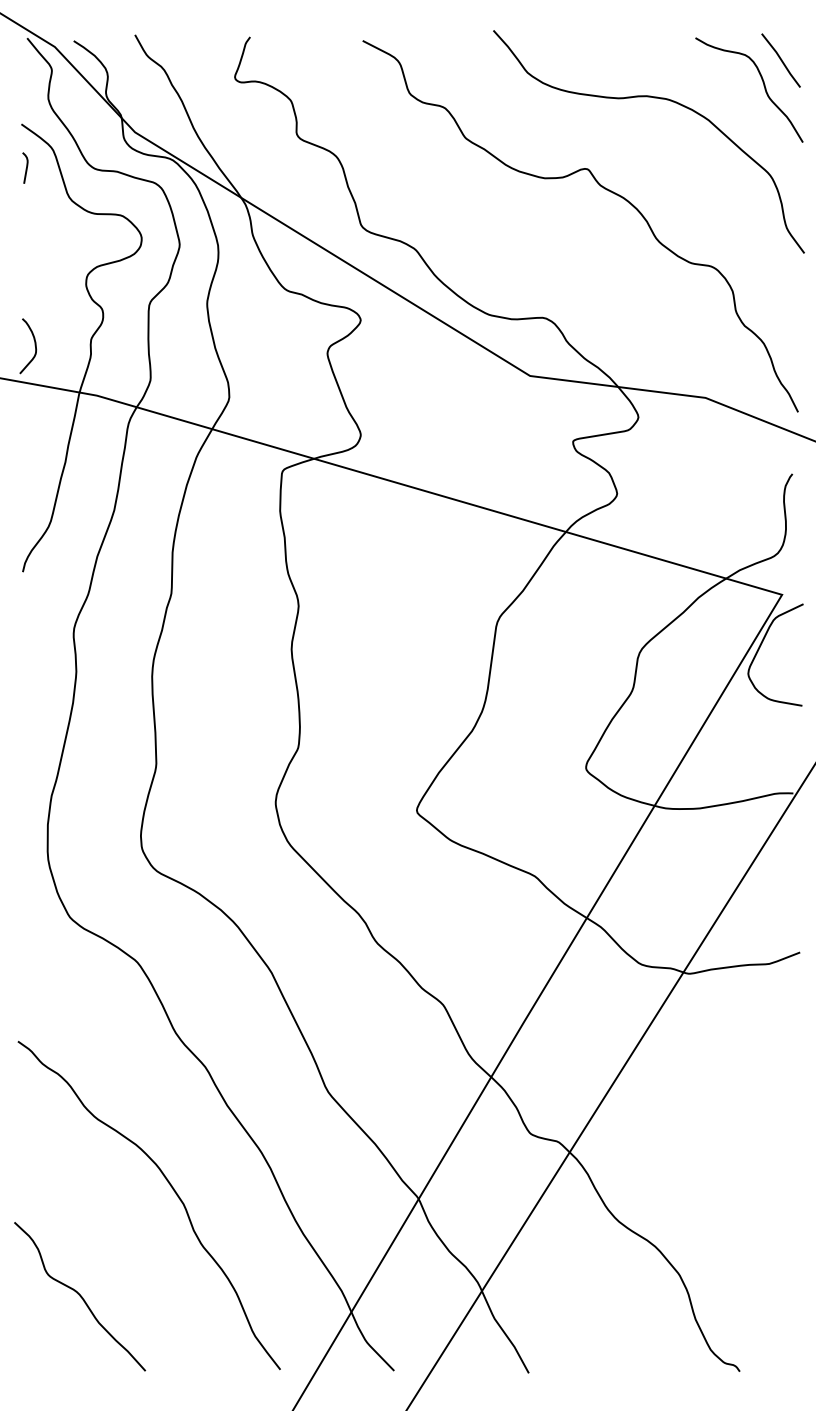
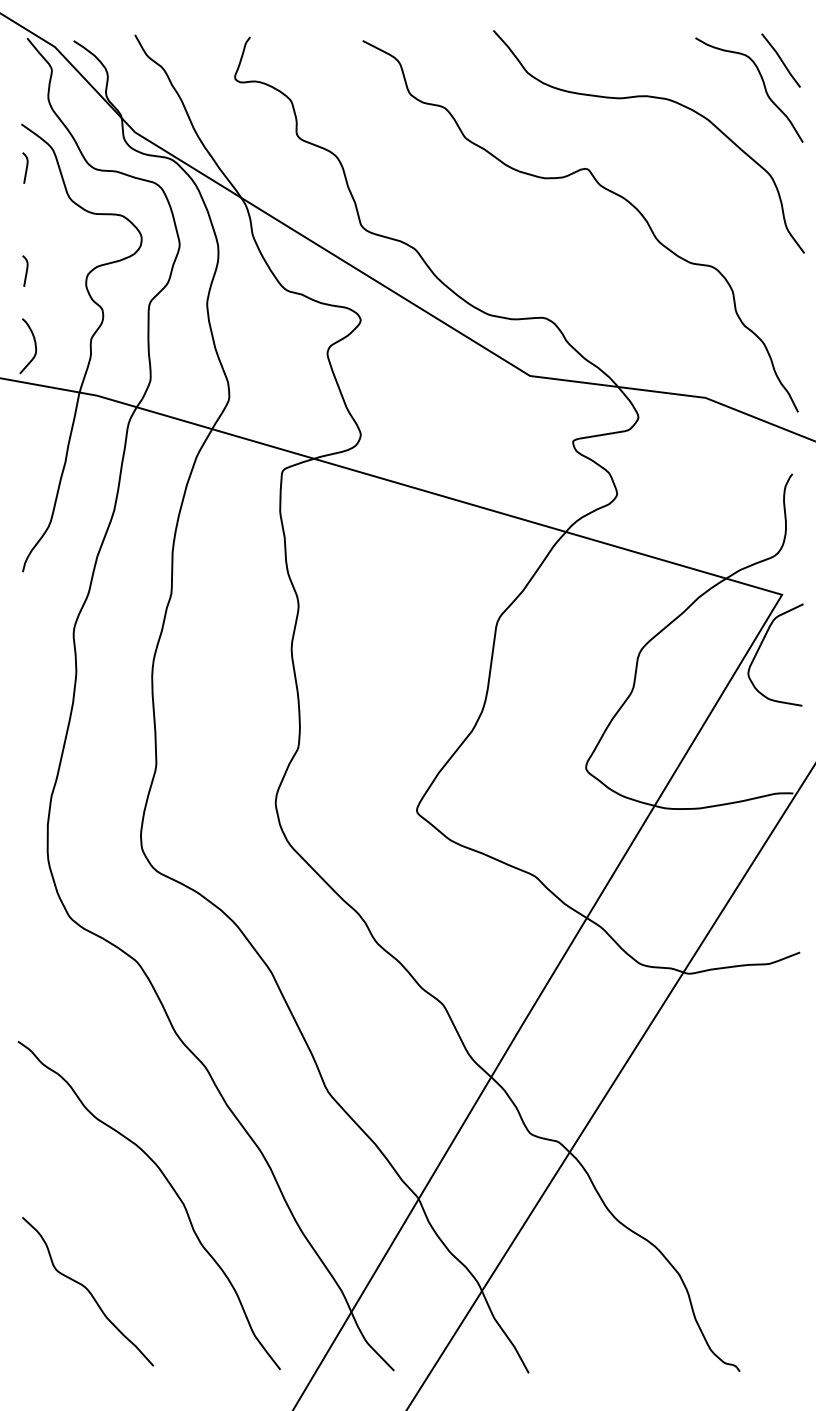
curve: none -> present (26, 270)
curve position: (80, 1296) -> (88, 1291) (88, 1291)
